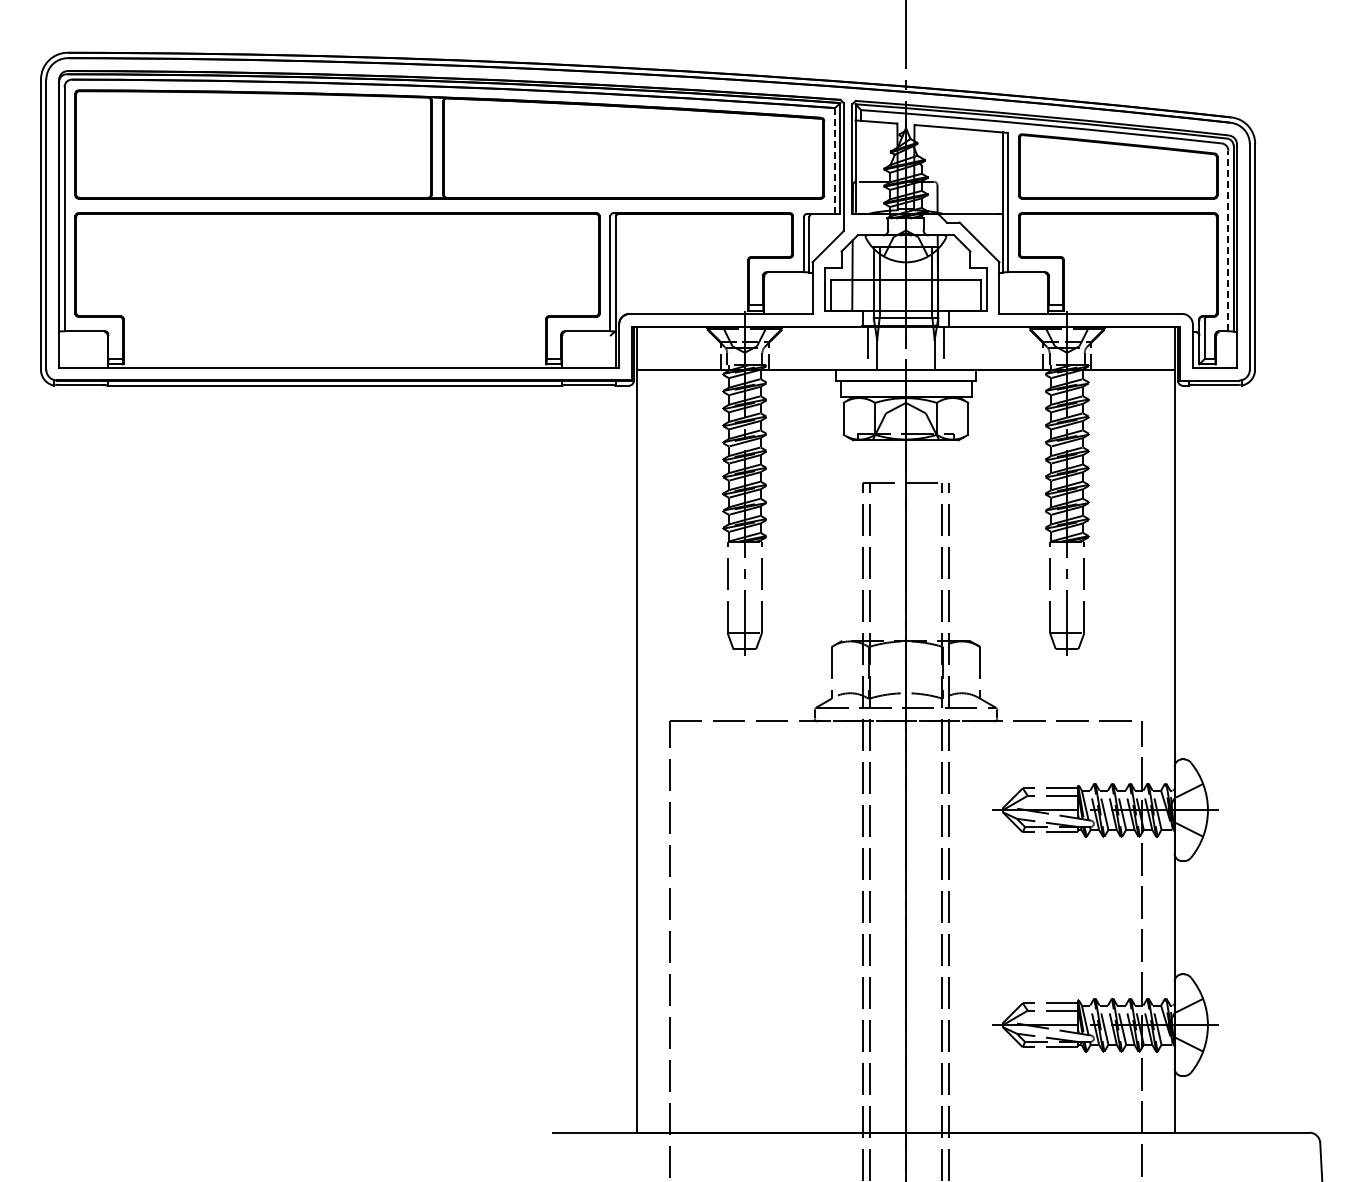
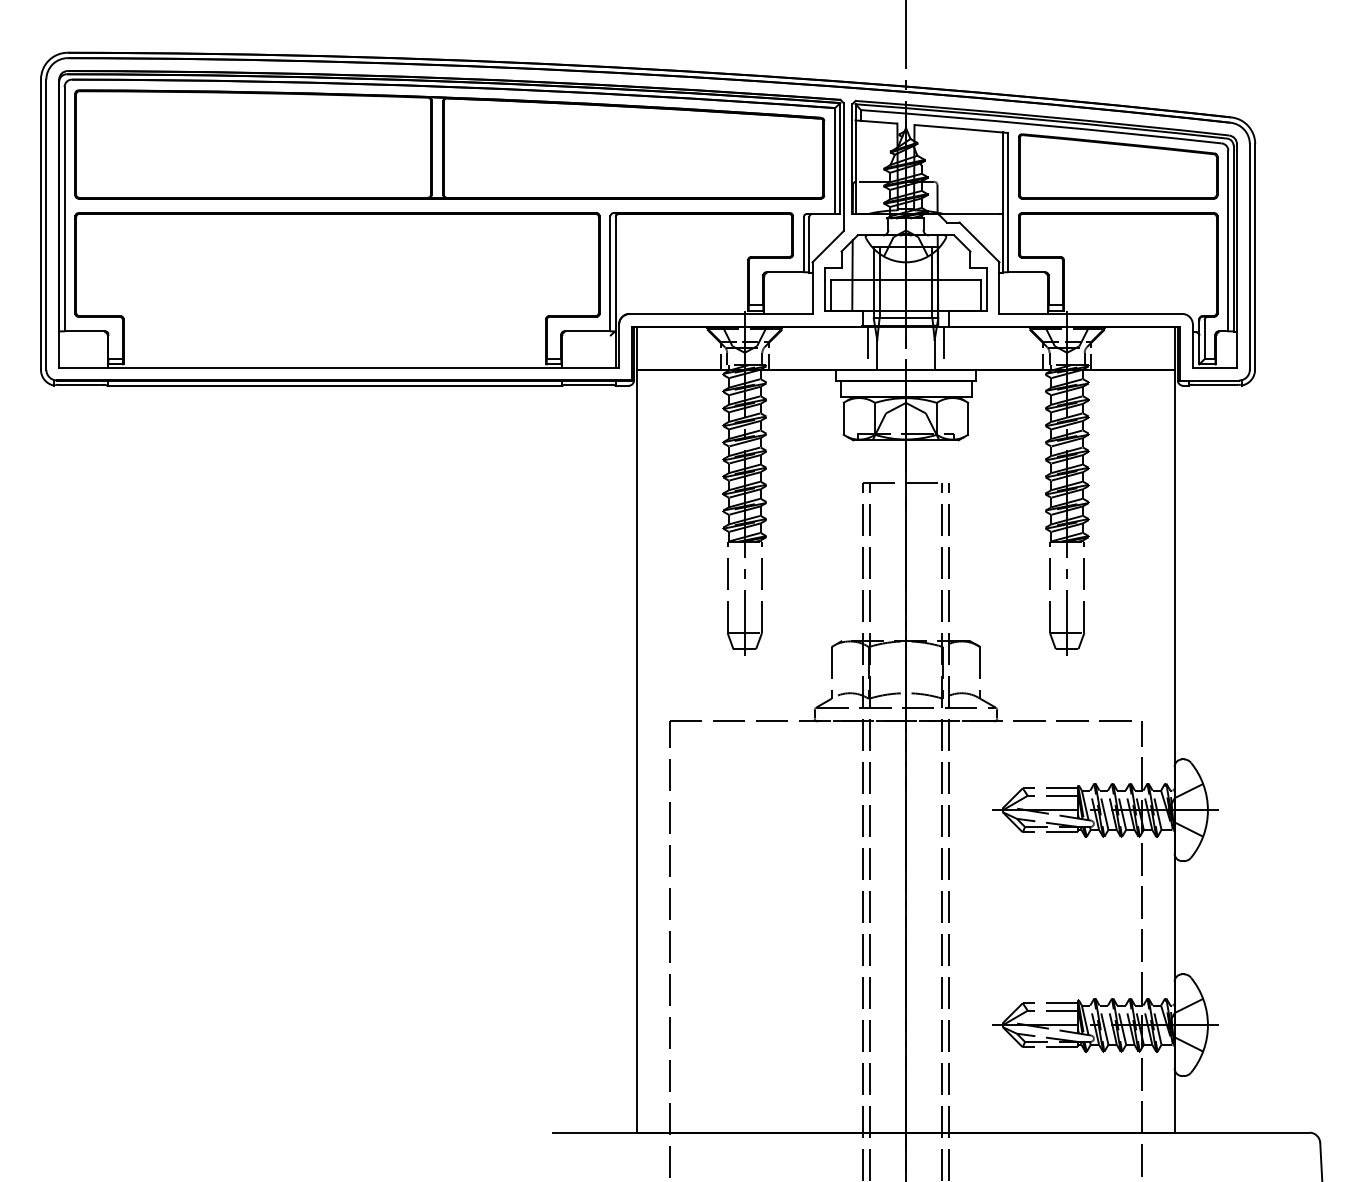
line: dashed -> solid (835, 161)
line: dashed -> solid (1228, 240)
